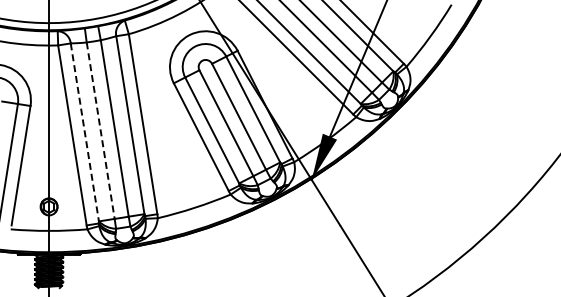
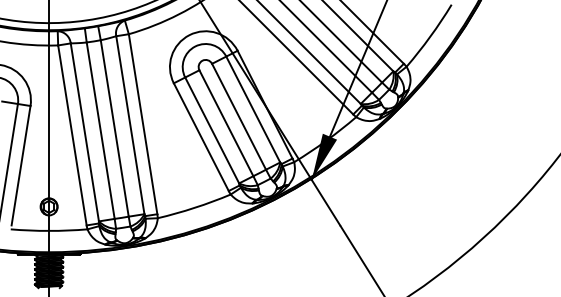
line: dashed -> solid (100, 131)
line: dashed -> solid (84, 132)
